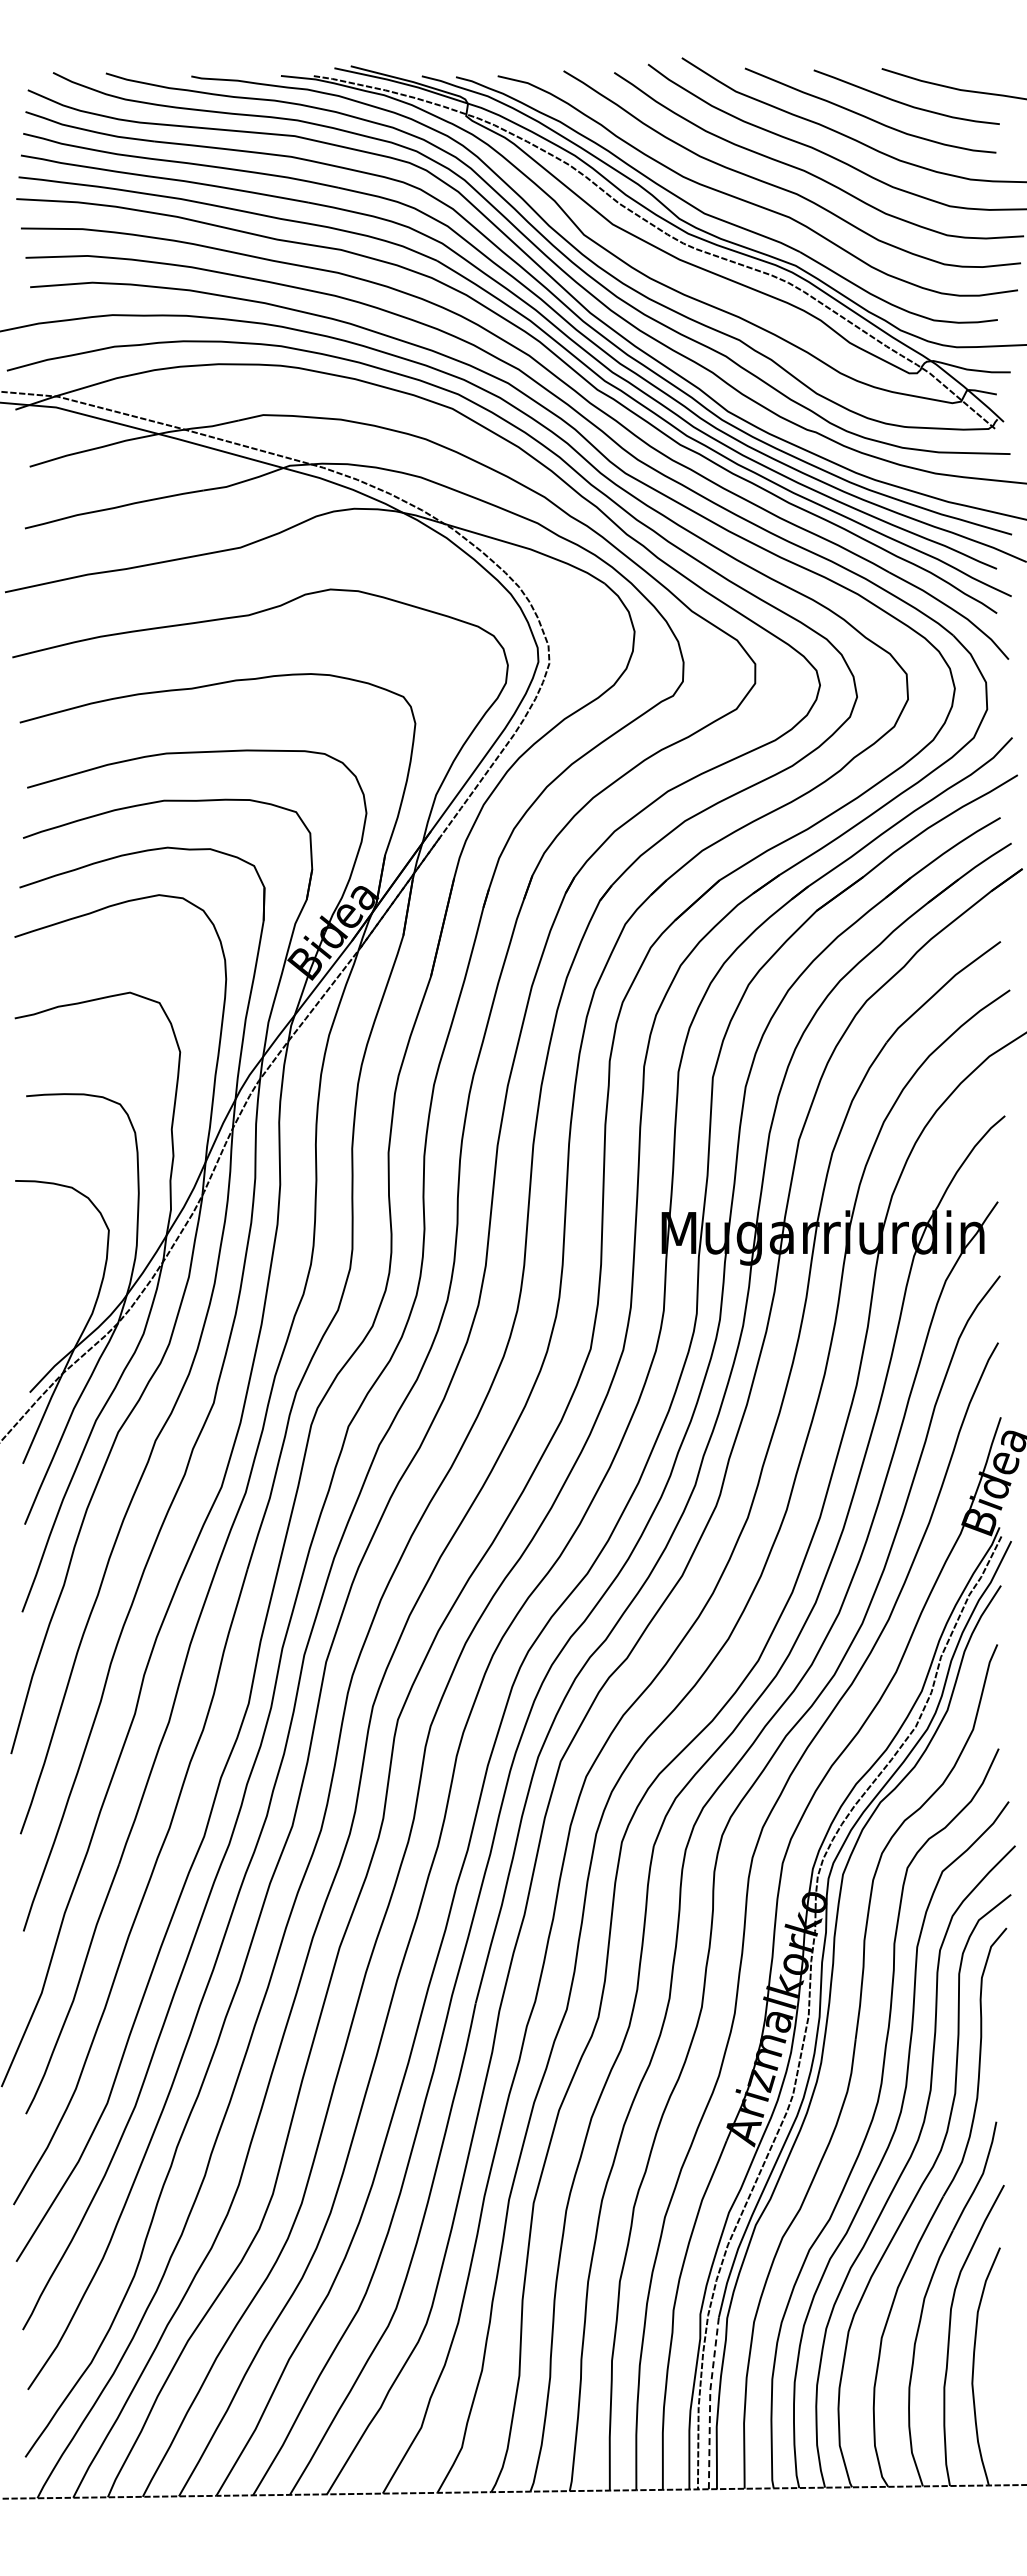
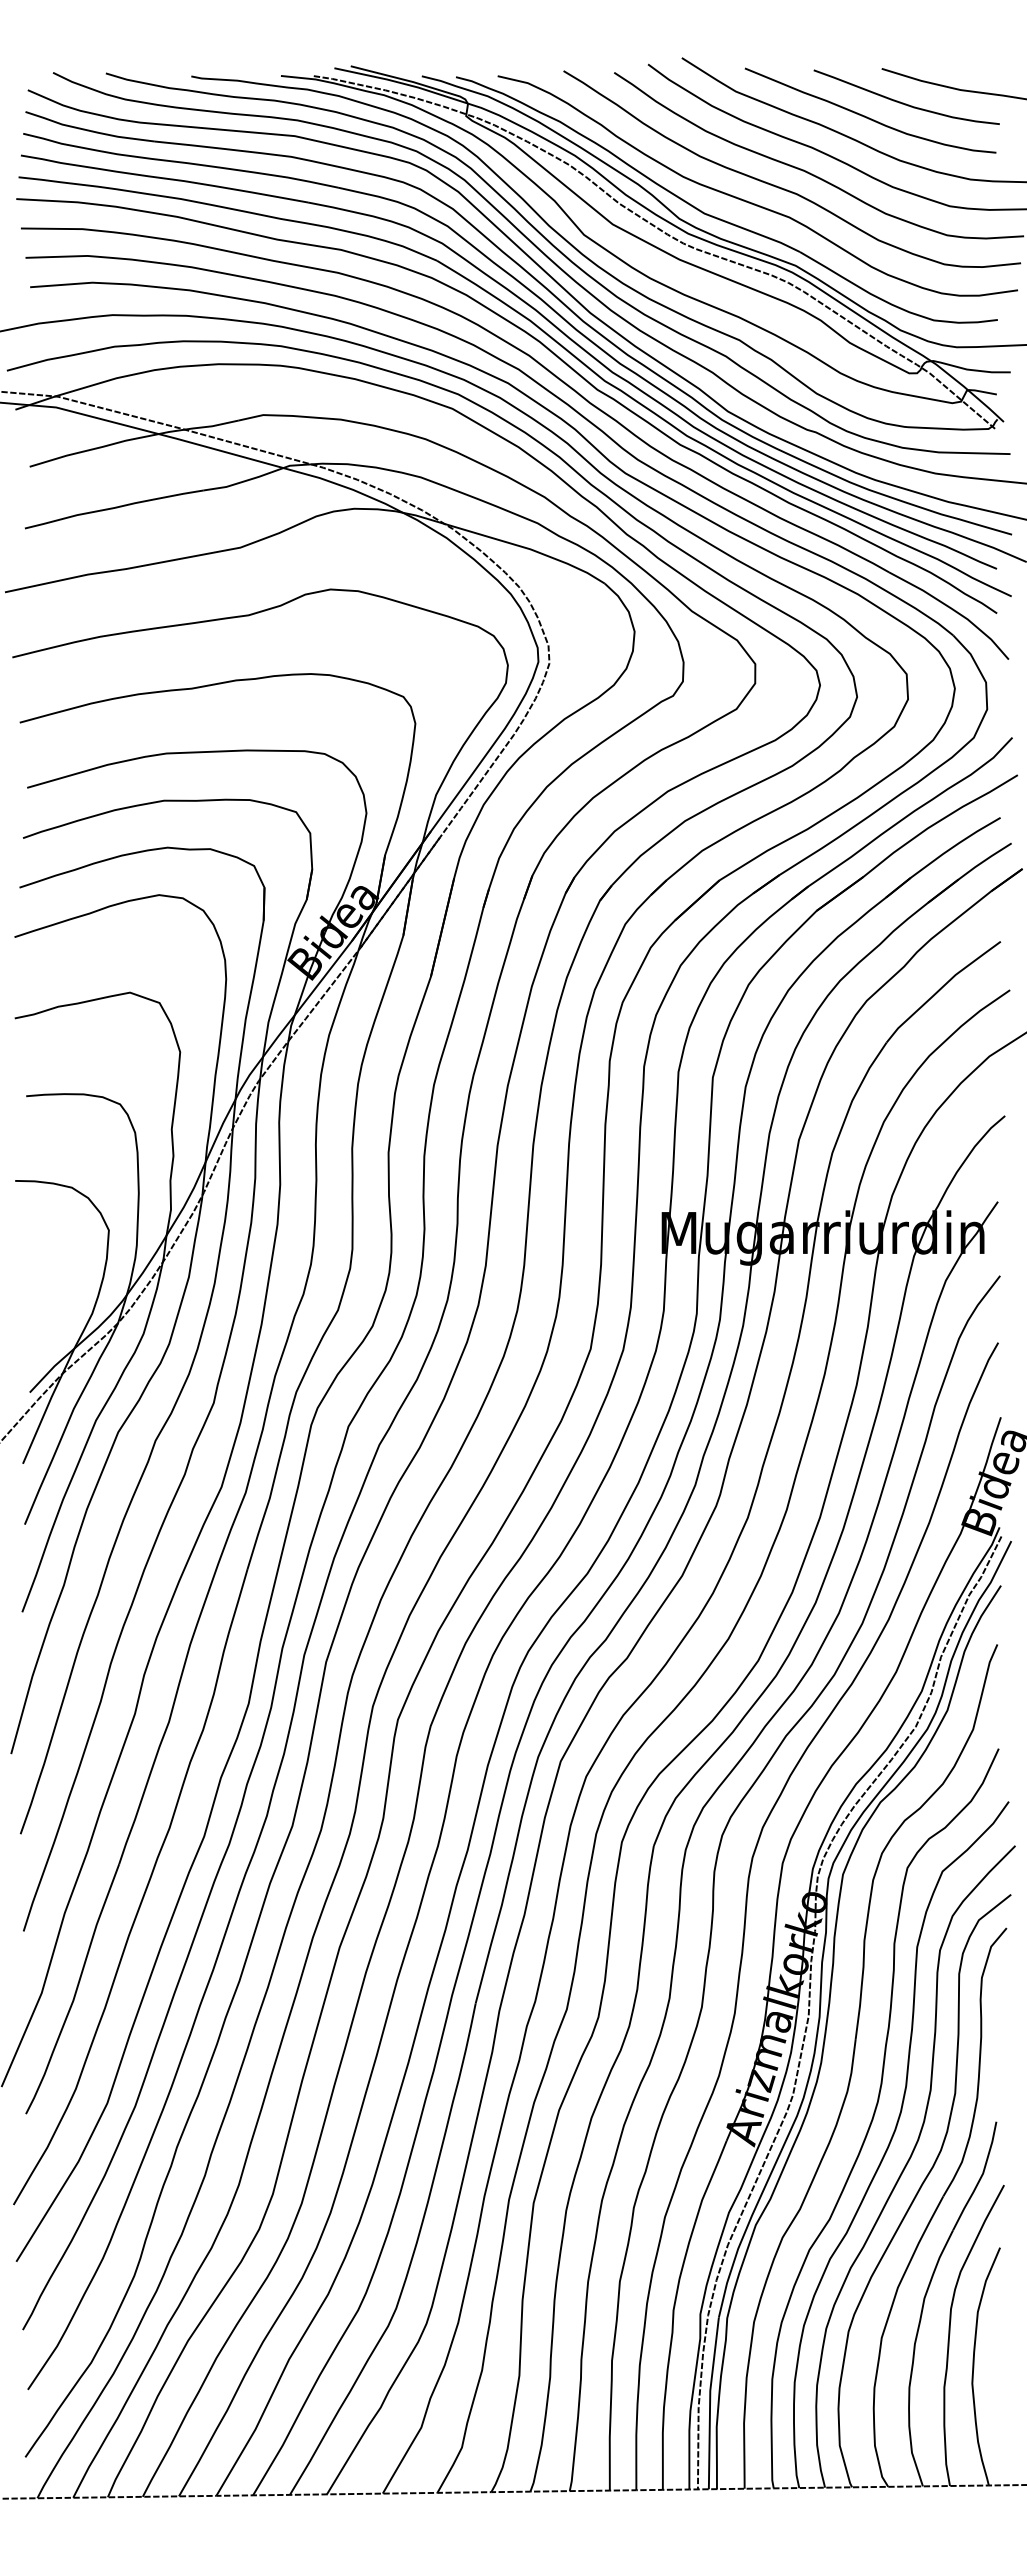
line: dashed -> solid (710, 2402)
